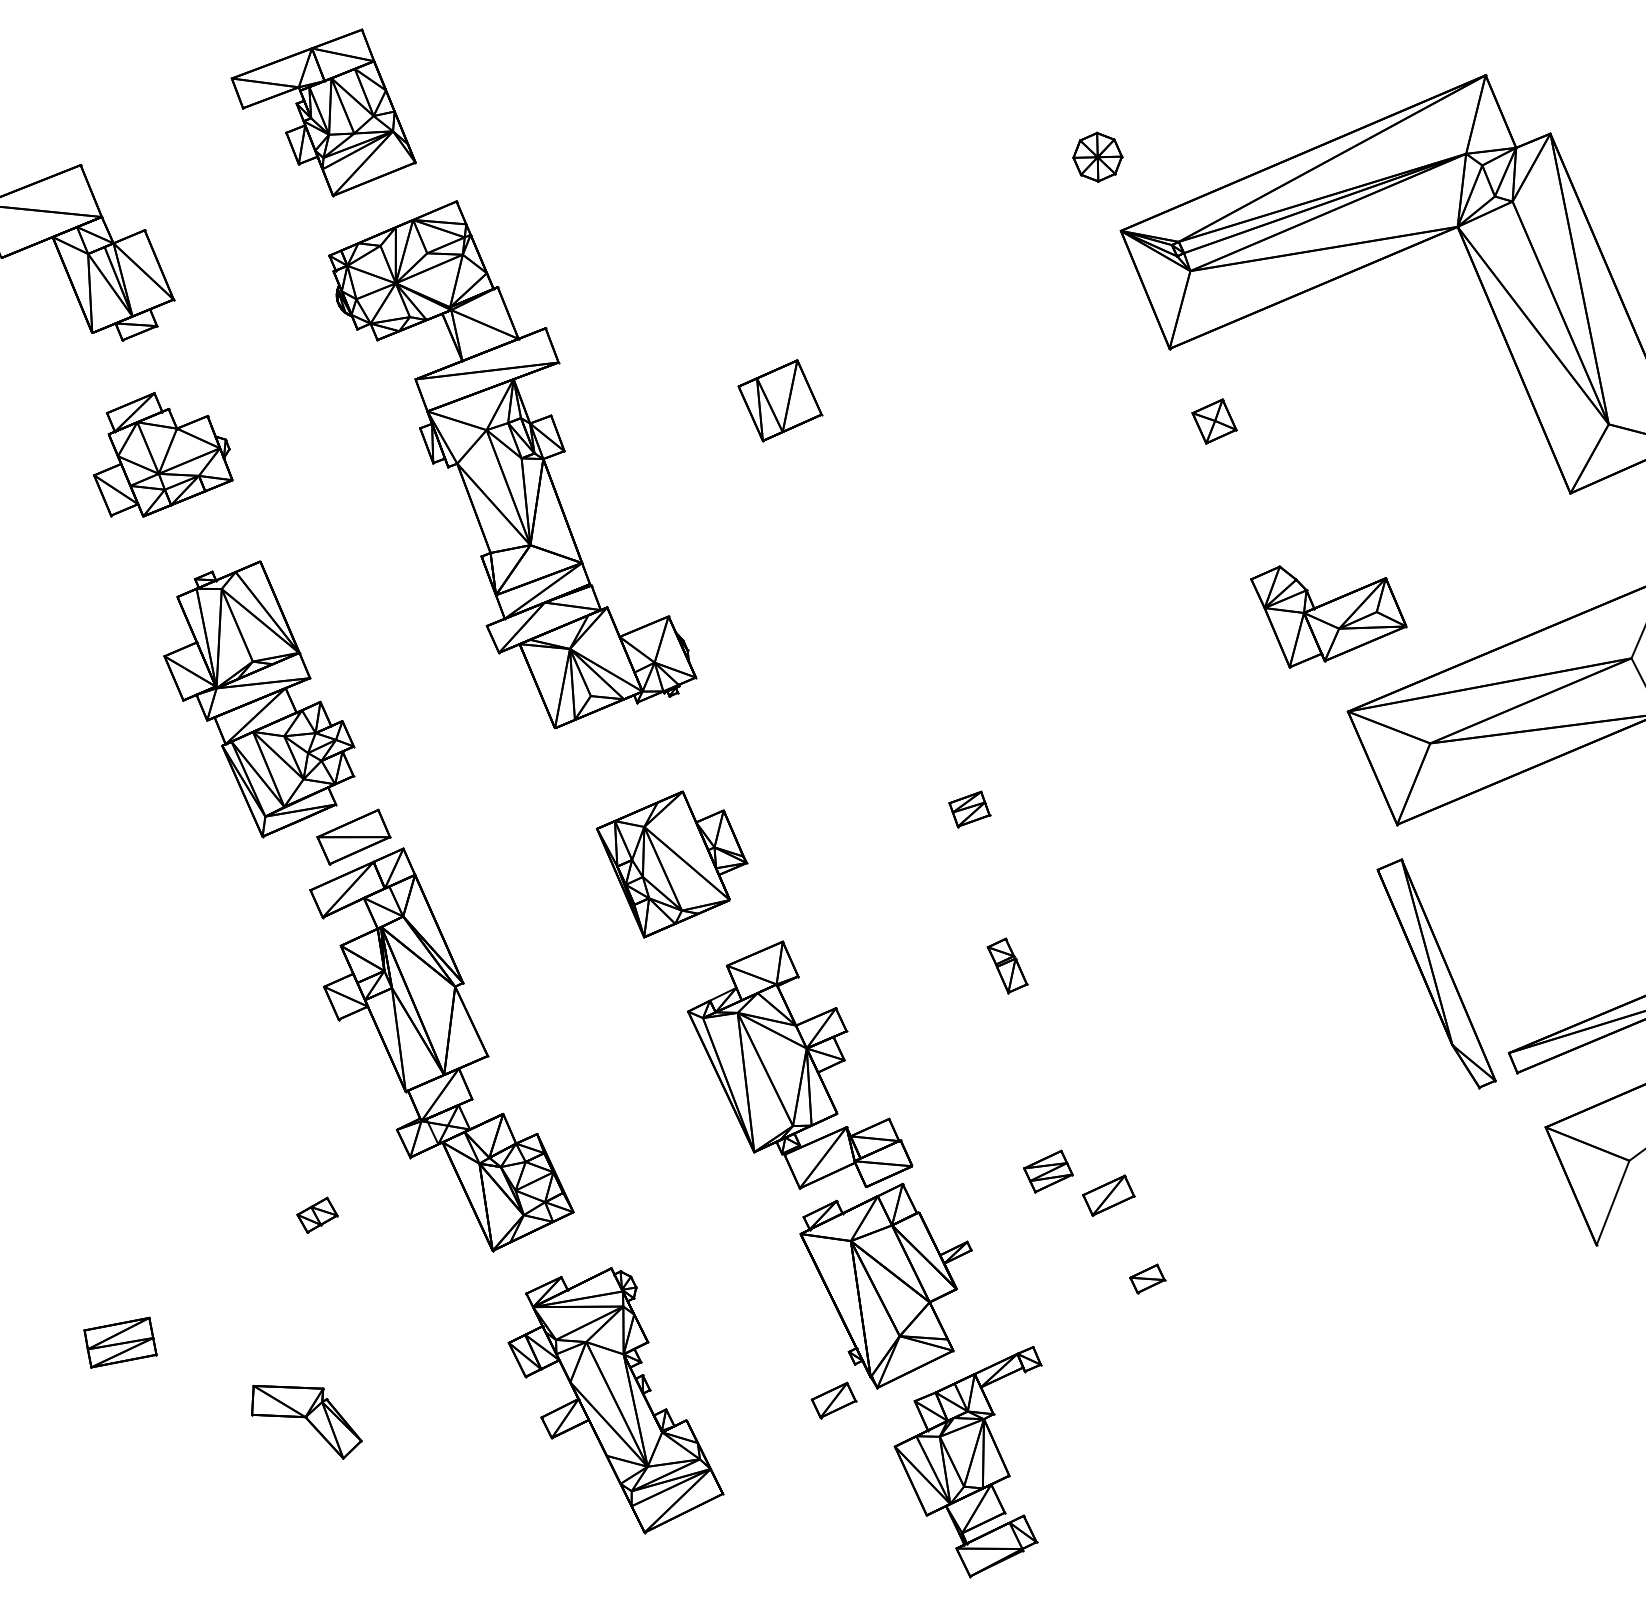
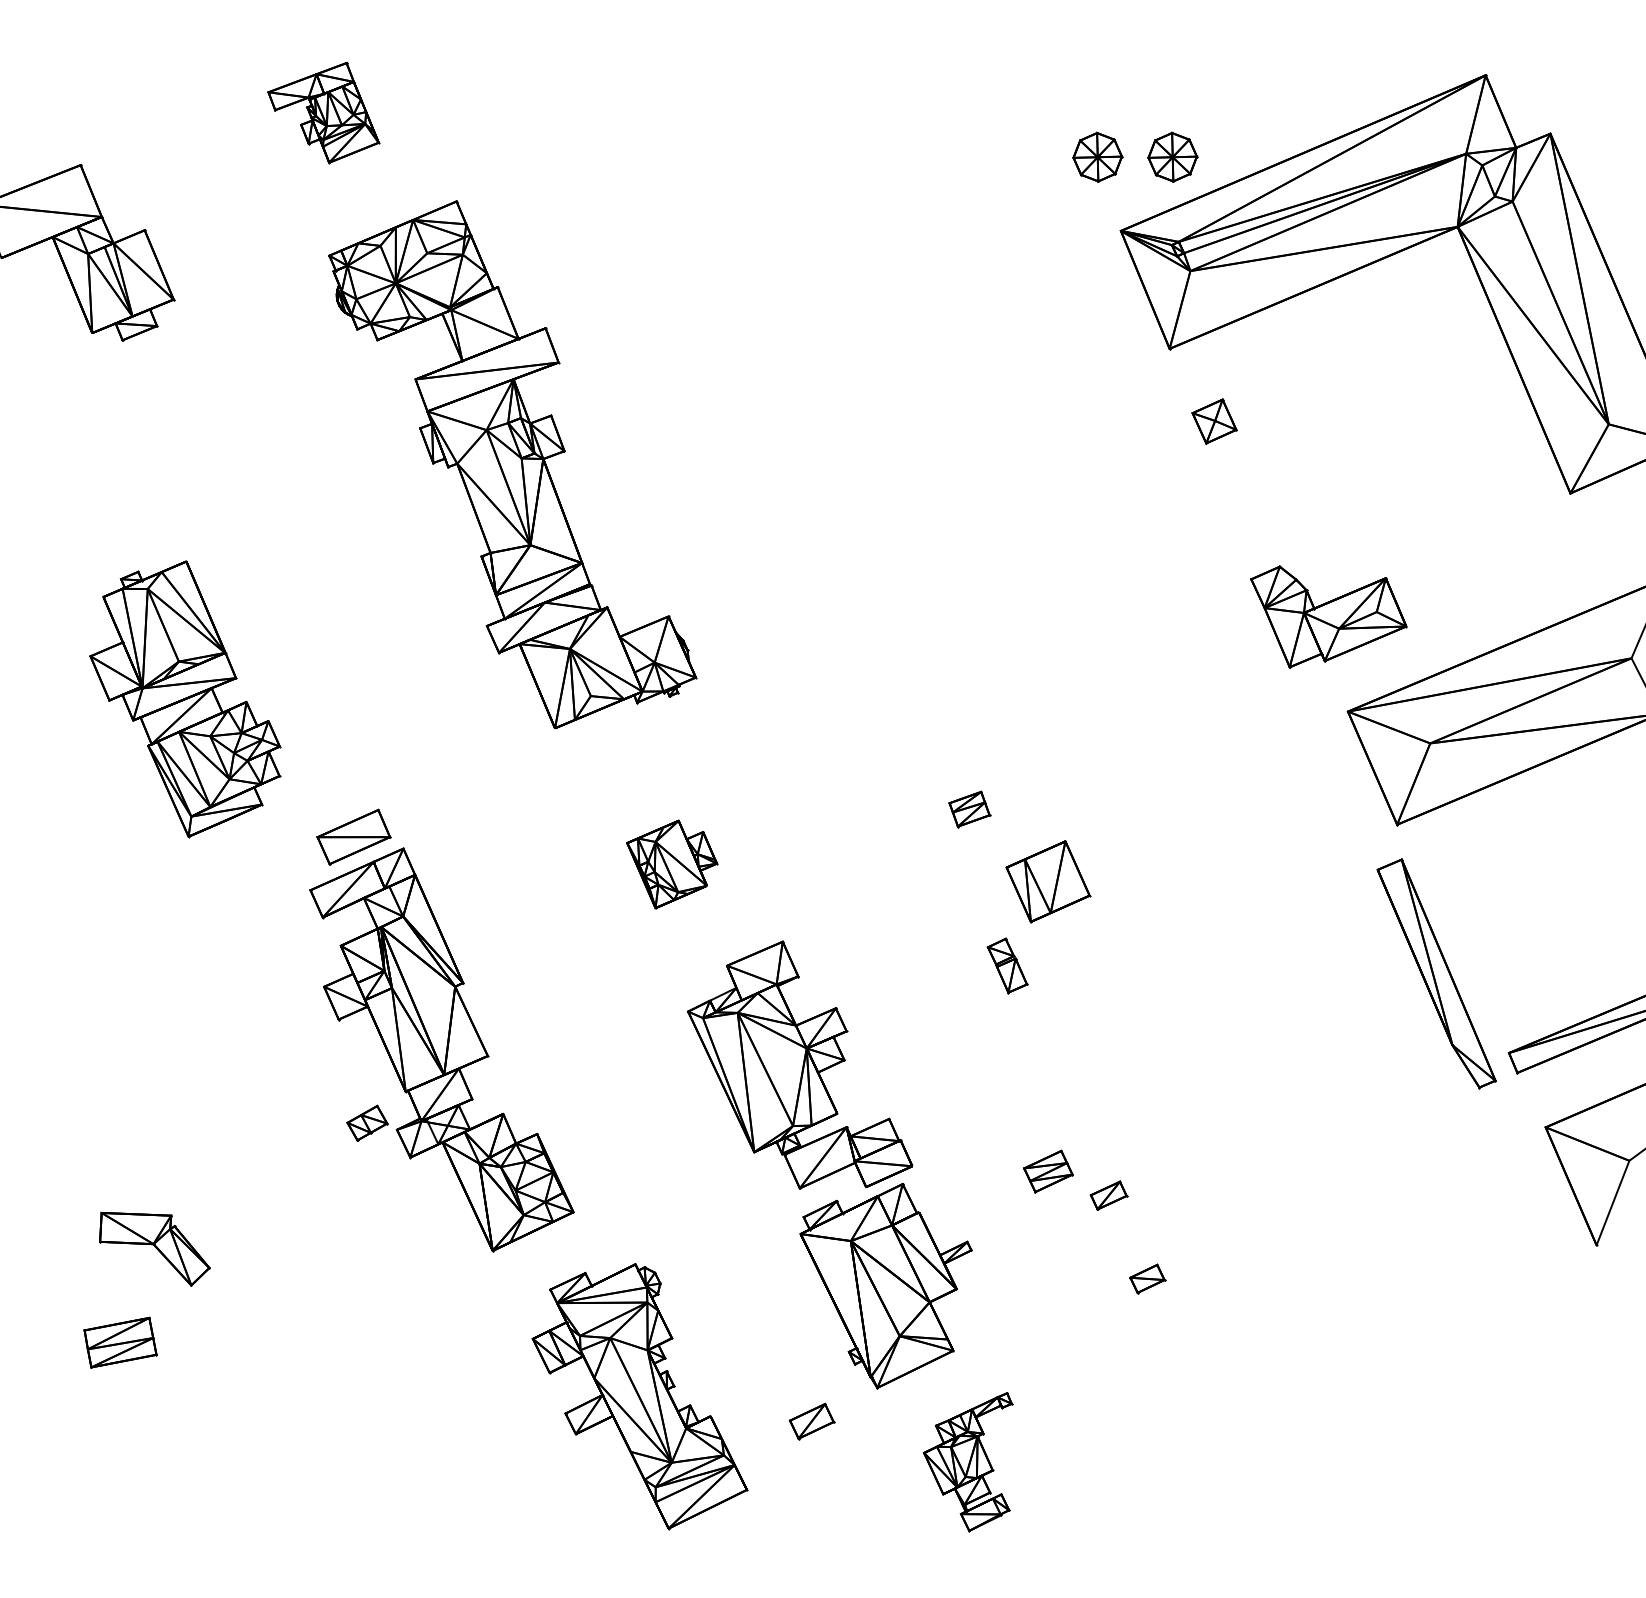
part size: 187x170 px -> 114x104 px (323, 112)
part: none -> present (1172, 156)
part position: (780, 400) -> (1048, 881) (1048, 881)
part: present -> none (163, 454)
part position: (259, 699) -> (185, 699) (185, 699)
part size: 153x149 px -> 93x91 px (672, 864)
part size: 54x43 px -> 40x31 px (1108, 1195)
part position: (317, 1214) -> (367, 1122) (367, 1122)
part position: (615, 1400) -> (639, 1396) (639, 1396)
part position: (833, 1400) -> (811, 1421) (811, 1421)
part position: (306, 1421) -> (154, 1248) (154, 1248)
part size: 150x233 px -> 92x141 px (967, 1462)
